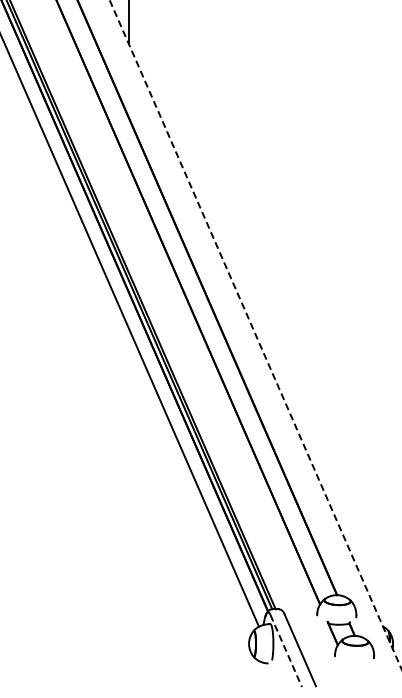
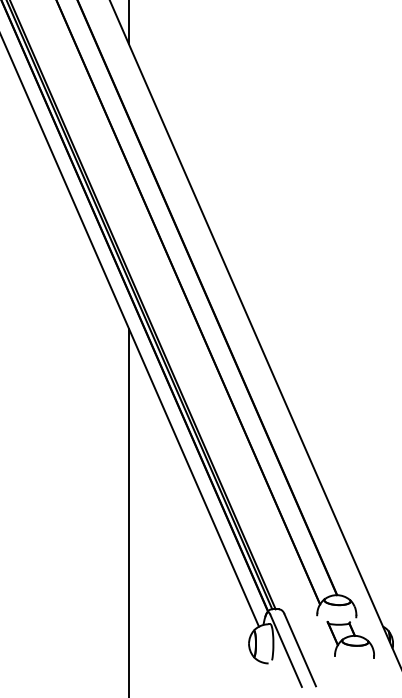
line: dashed -> solid (255, 335)
line: none -> present (129, 511)
line: dashed -> solid (286, 651)
